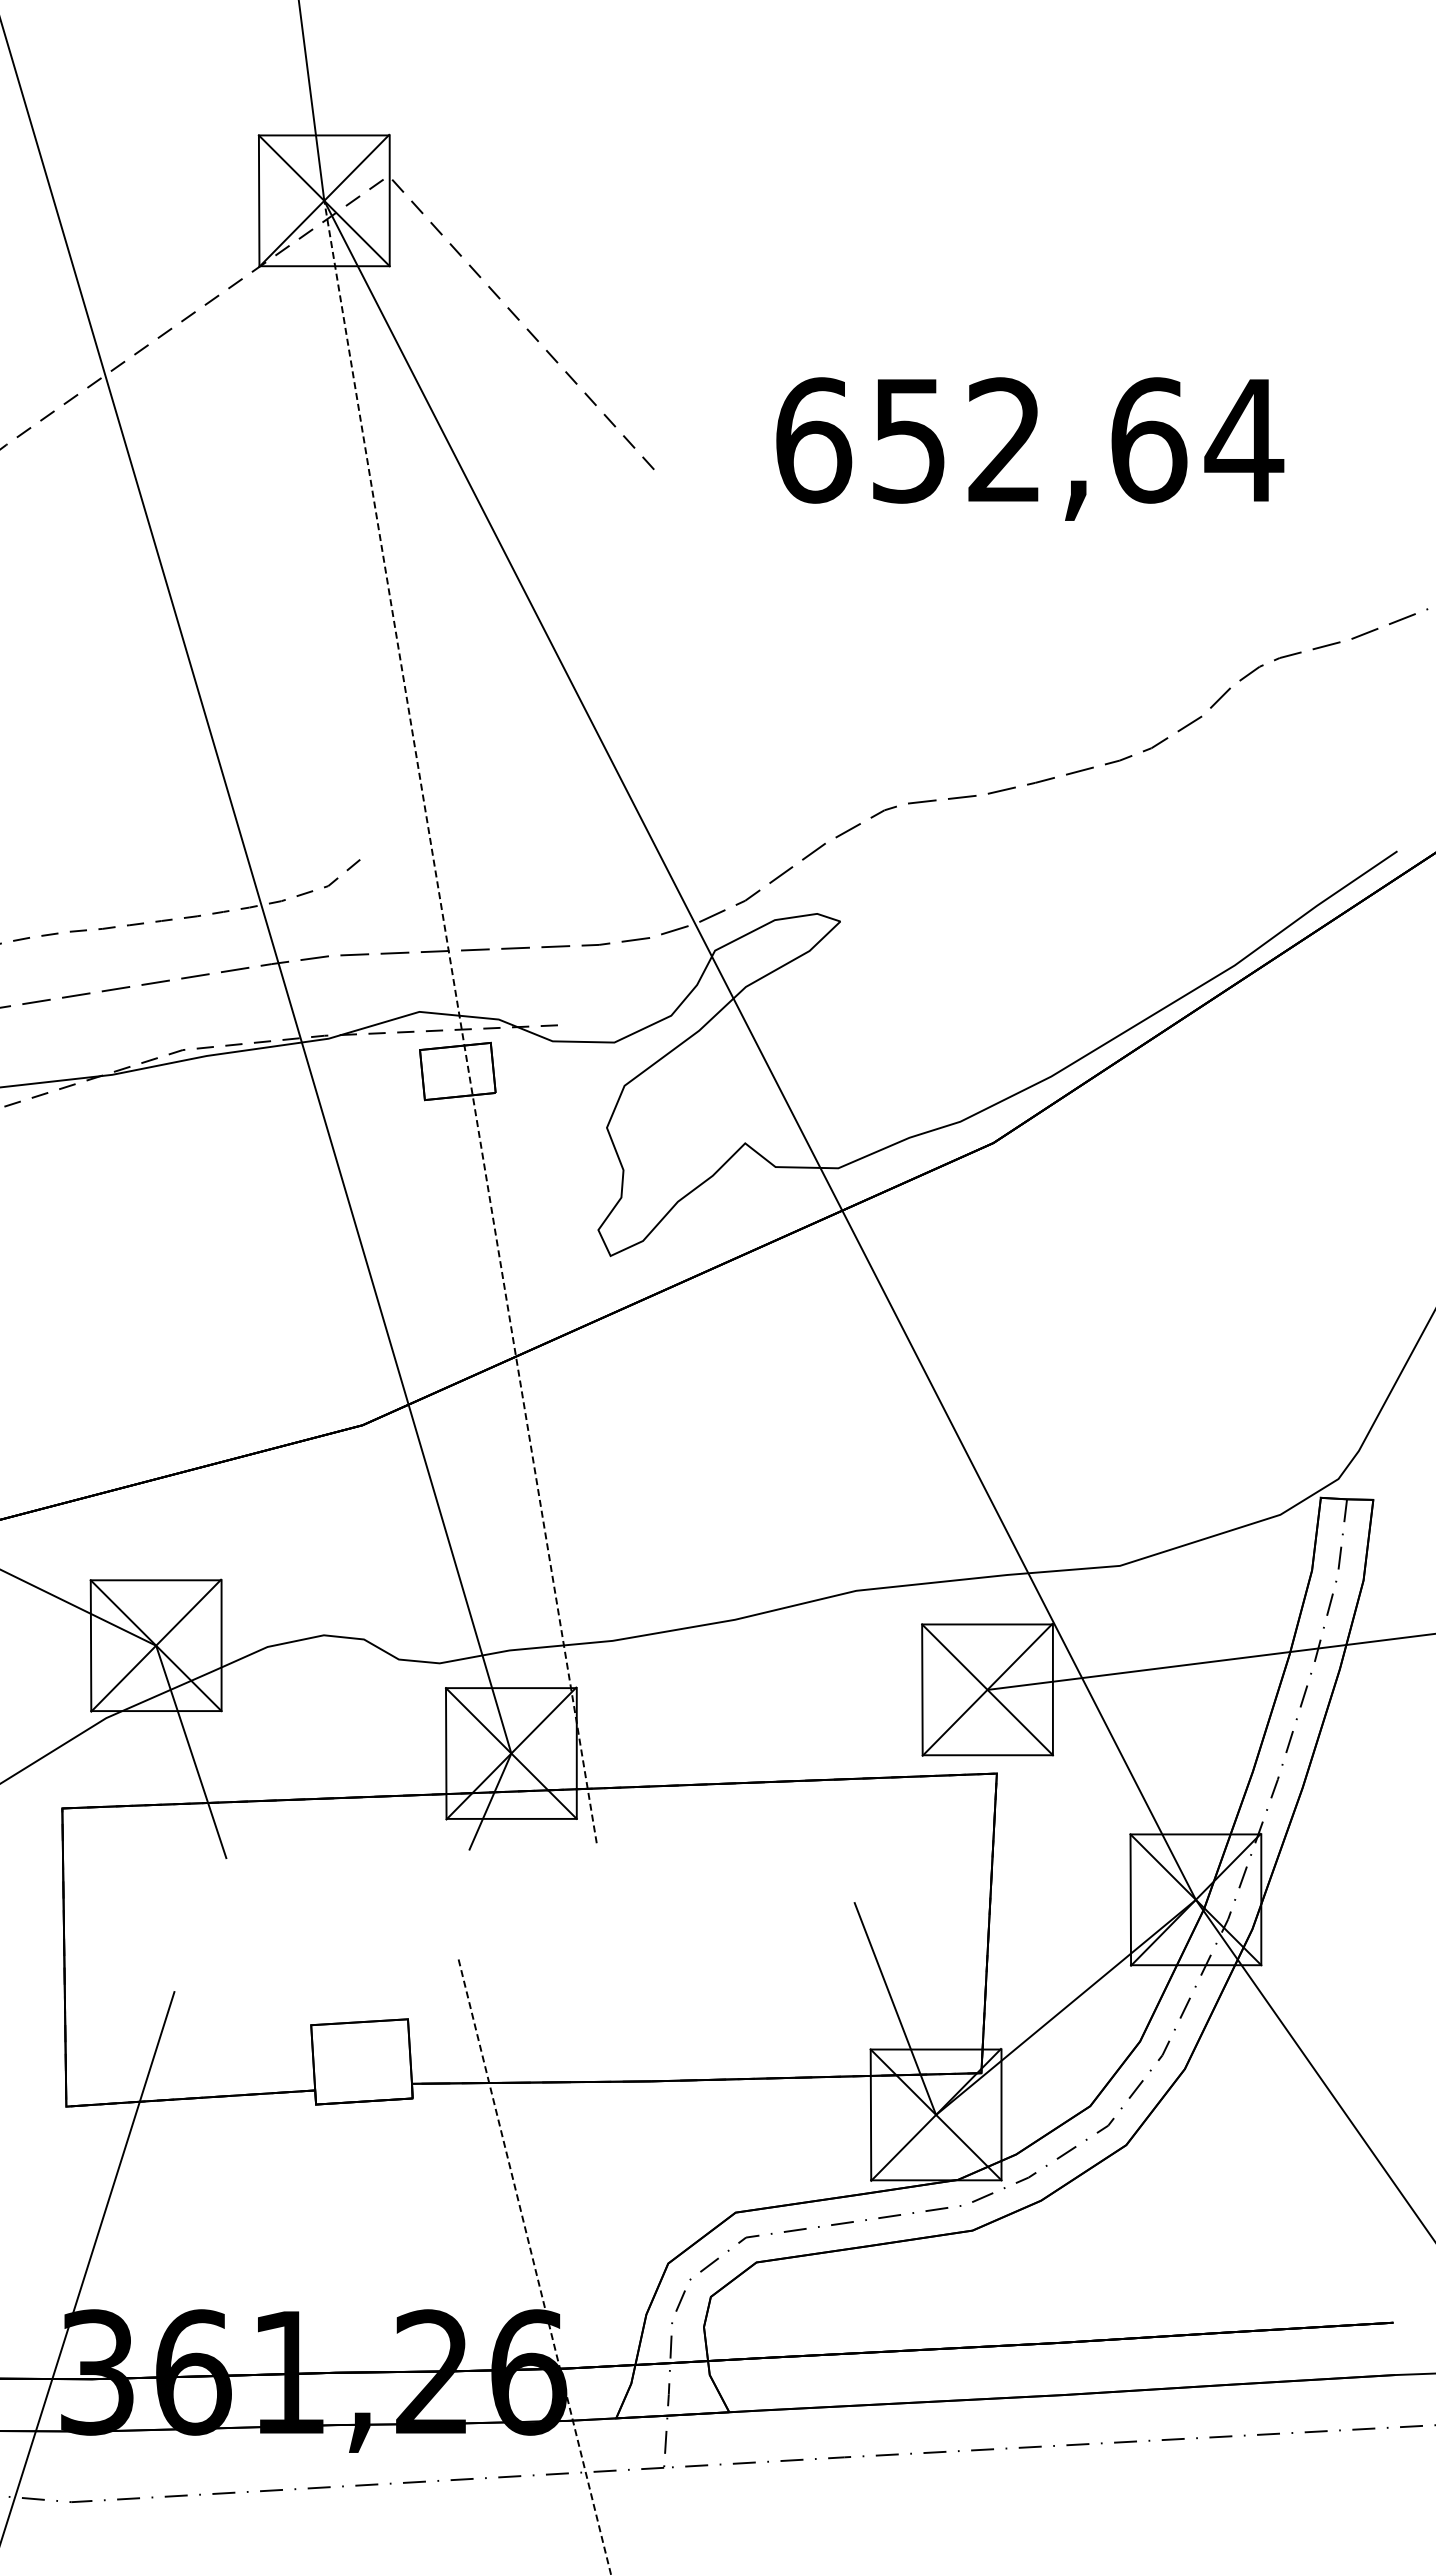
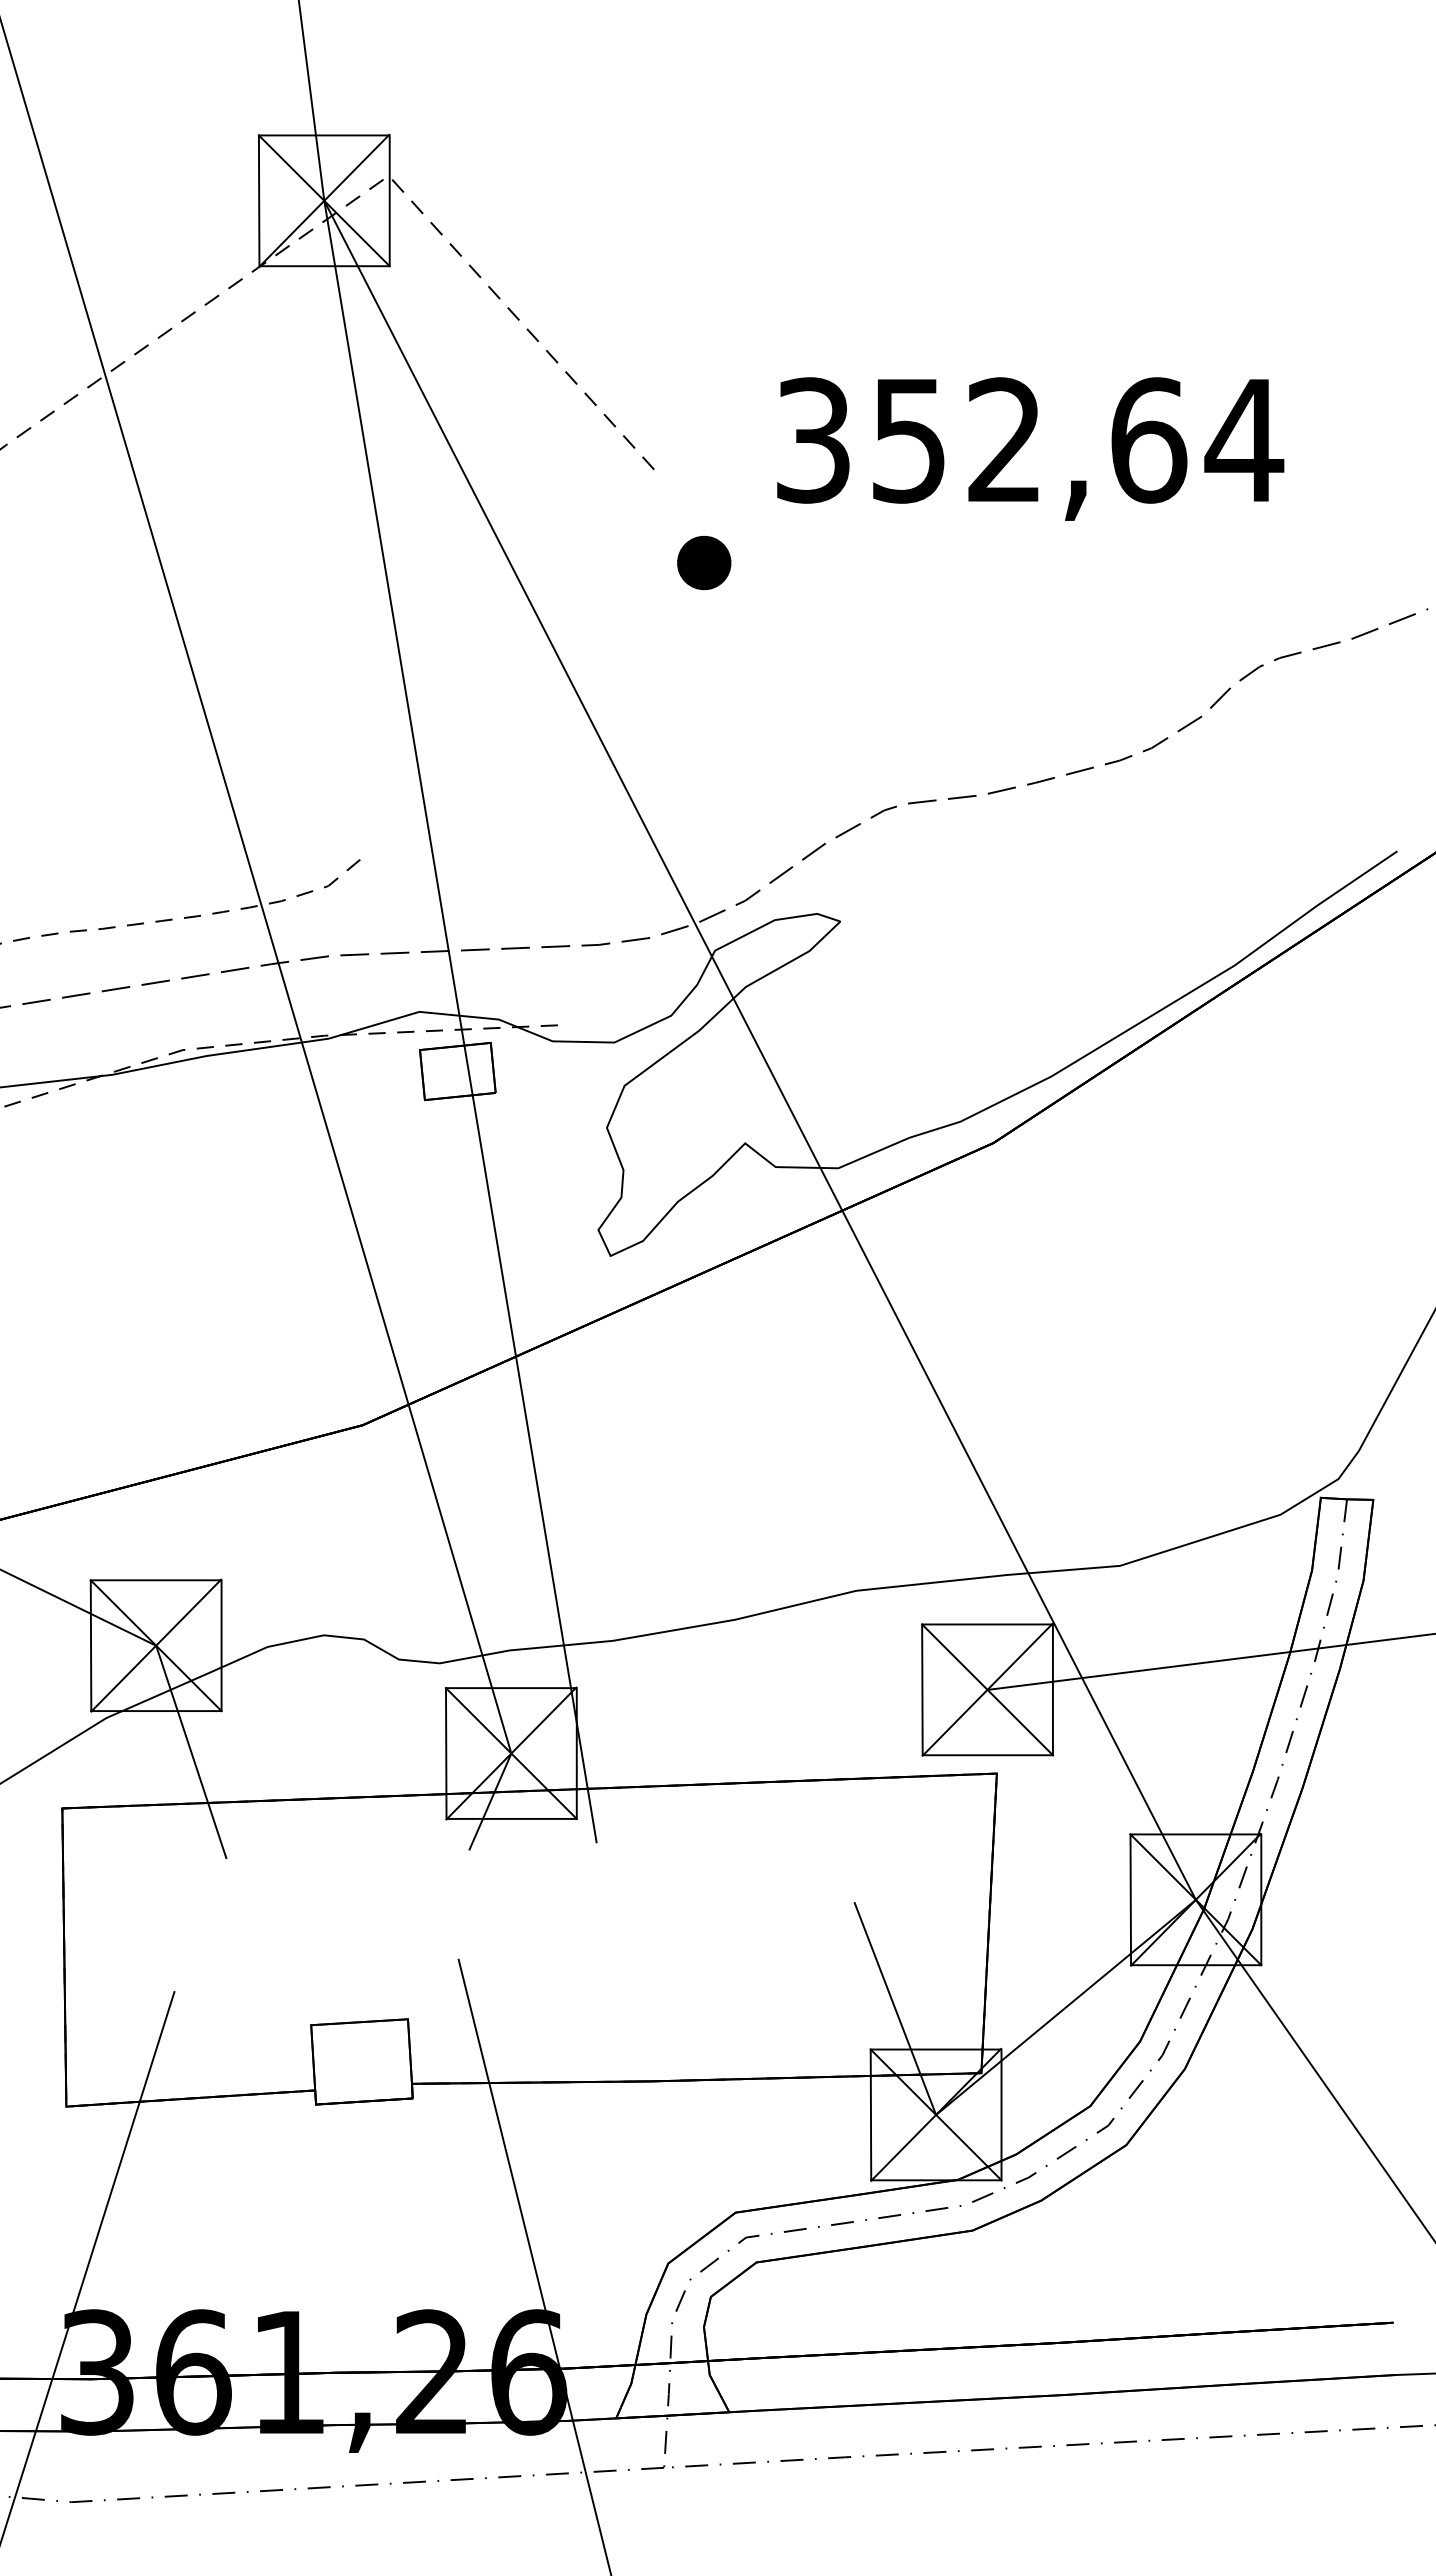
text: 652,64 -> 352,64 (814, 440)
part: none -> present (704, 562)
line: dashed -> solid (460, 1021)
line: dashed -> solid (534, 2267)
